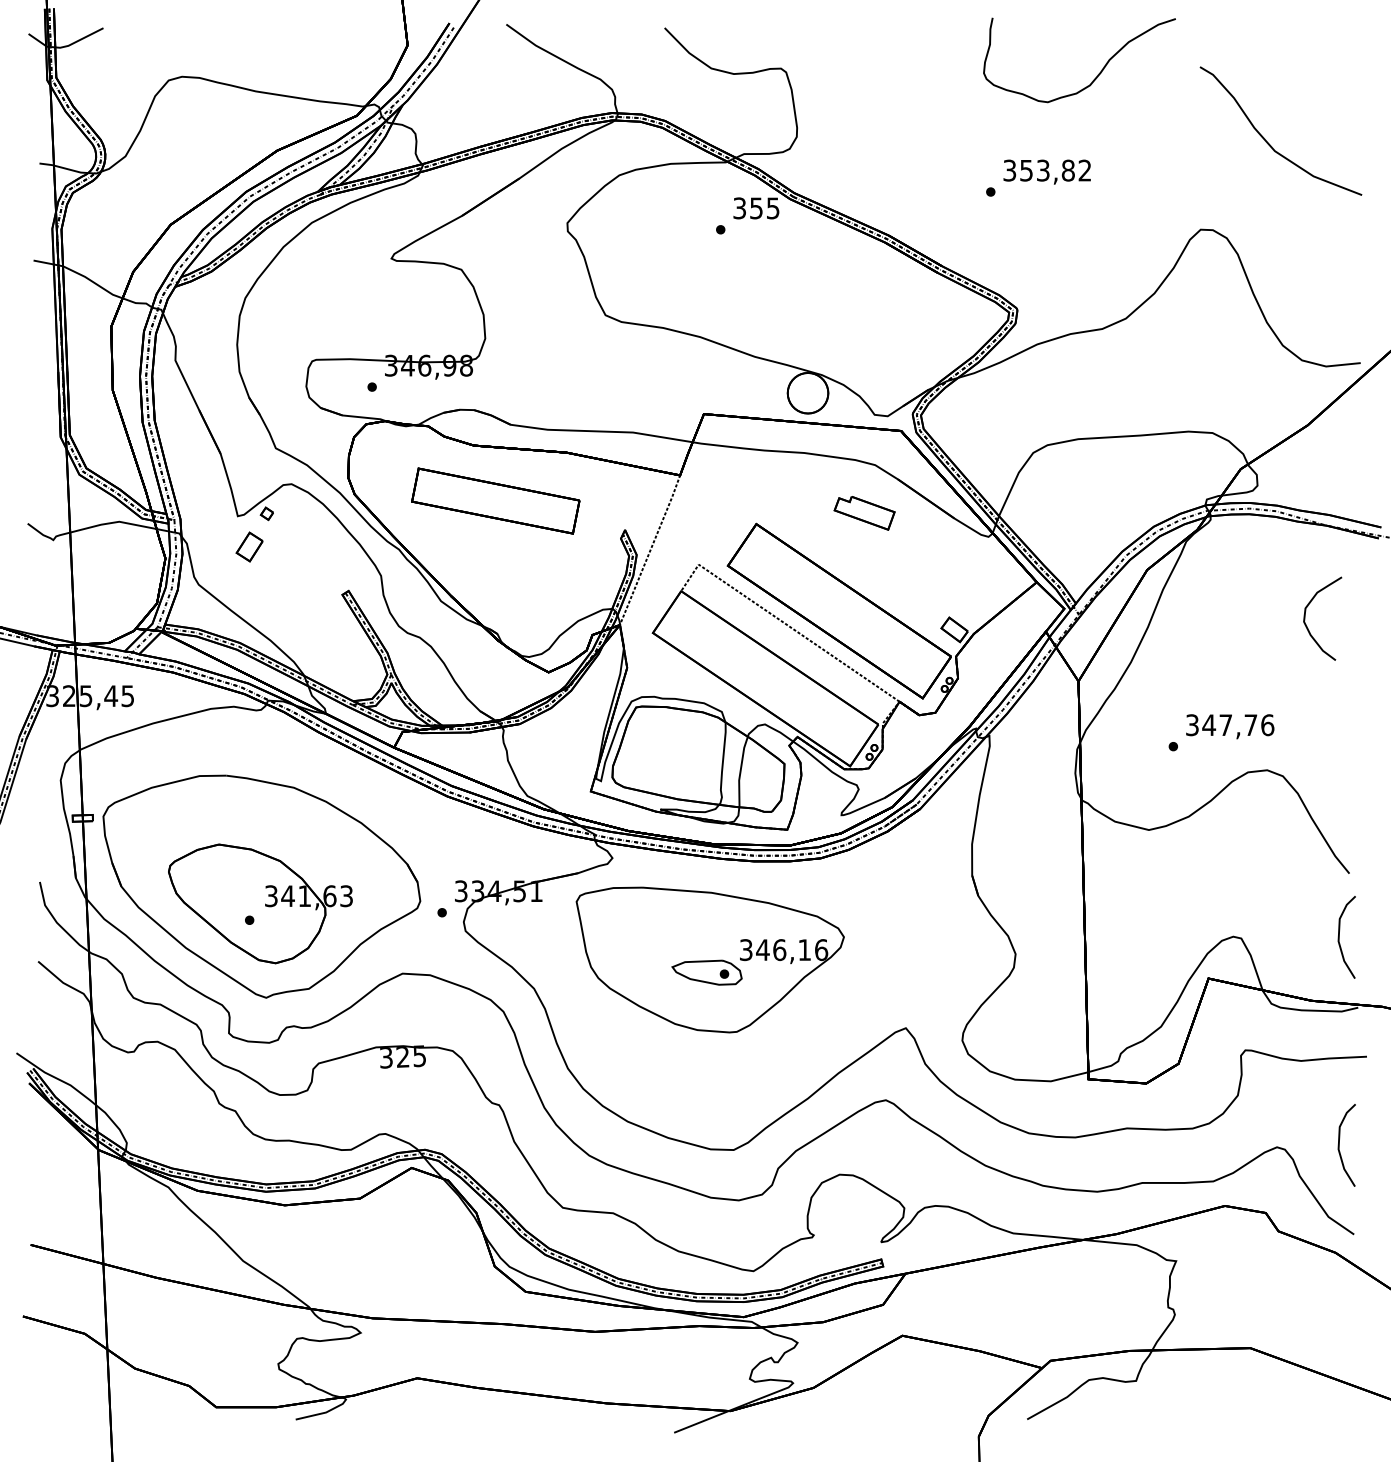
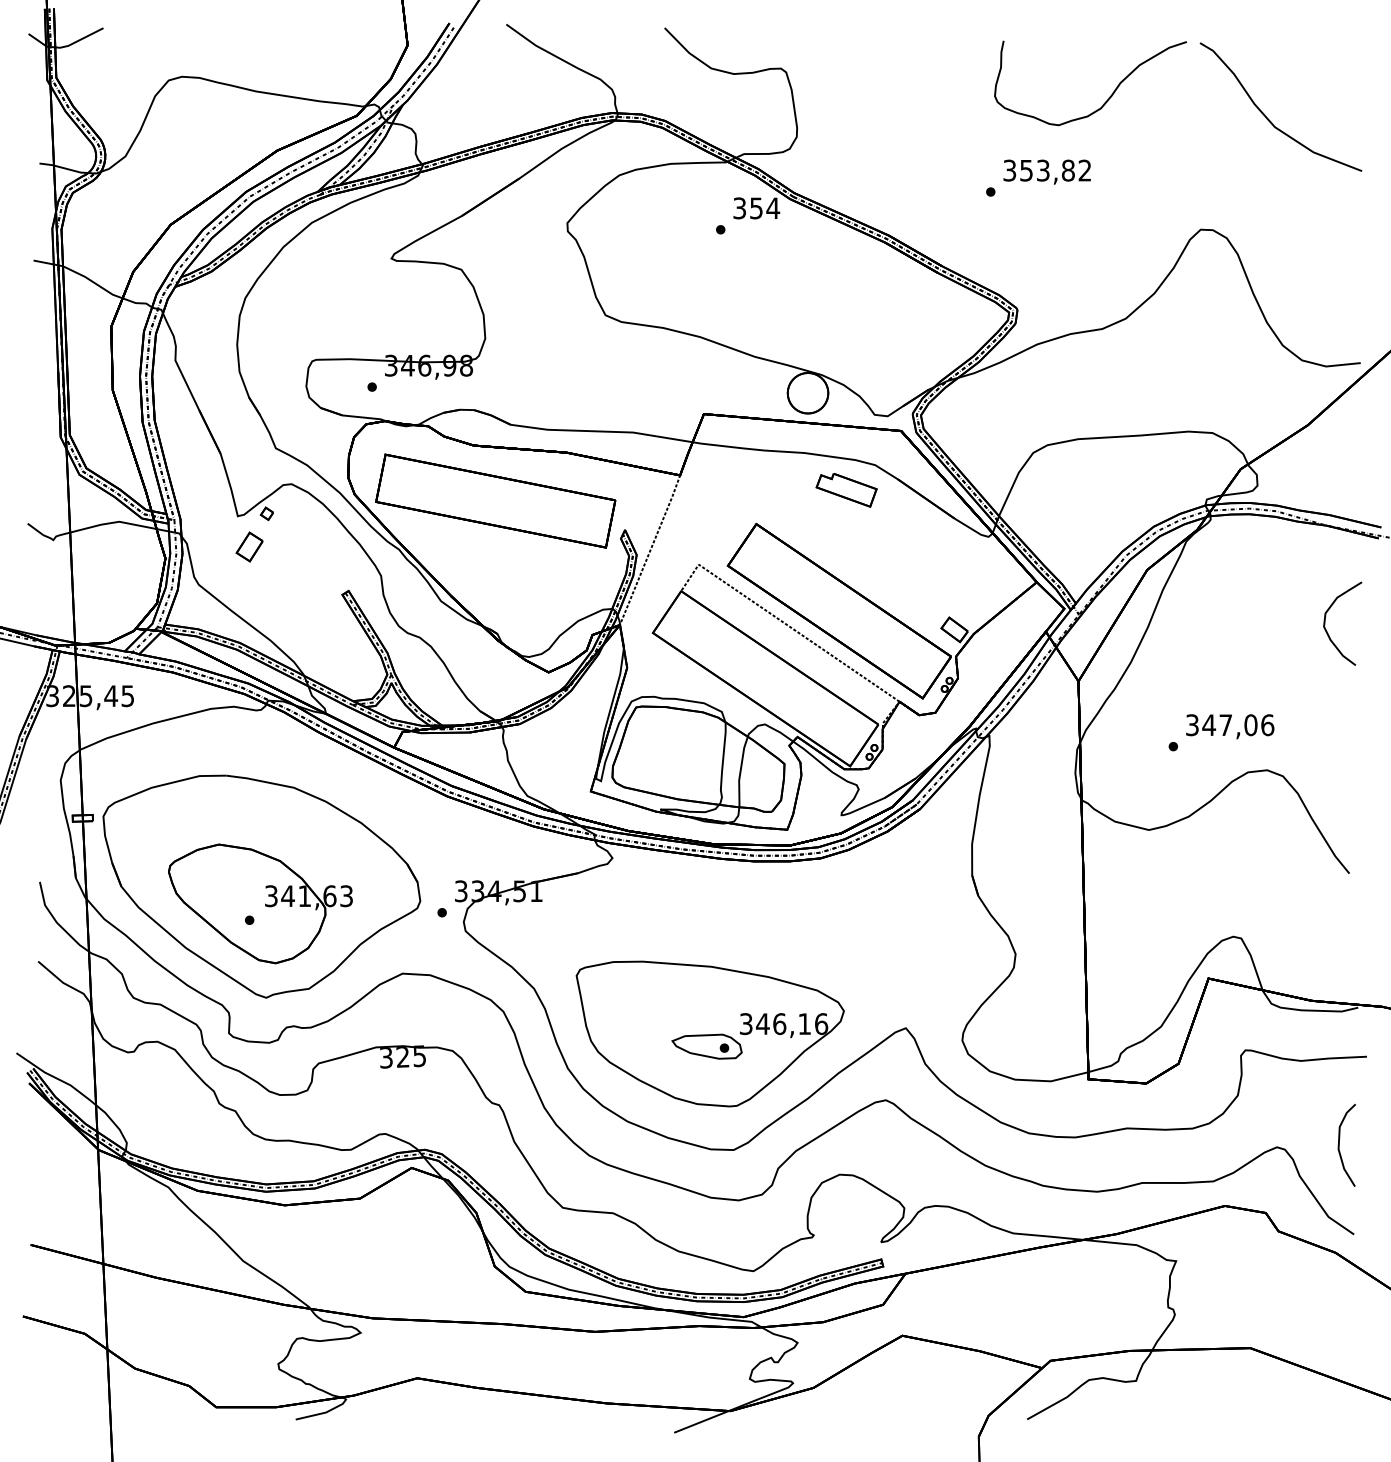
curve position: (1098, 73) -> (1109, 96) (1109, 96)
curve position: (1268, 142) -> (1268, 118) (1268, 118)
text: 355 -> 354 (773, 208)
part size: 170x68 px -> 242x96 px (495, 500)
part position: (864, 513) -> (846, 490) (846, 490)
curve position: (1305, 618) -> (1325, 623) (1325, 623)
text: 347,76 -> 347,06 (1250, 725)
curve: present -> none (1339, 937)
part position: (709, 959) -> (709, 1033) (709, 1033)
